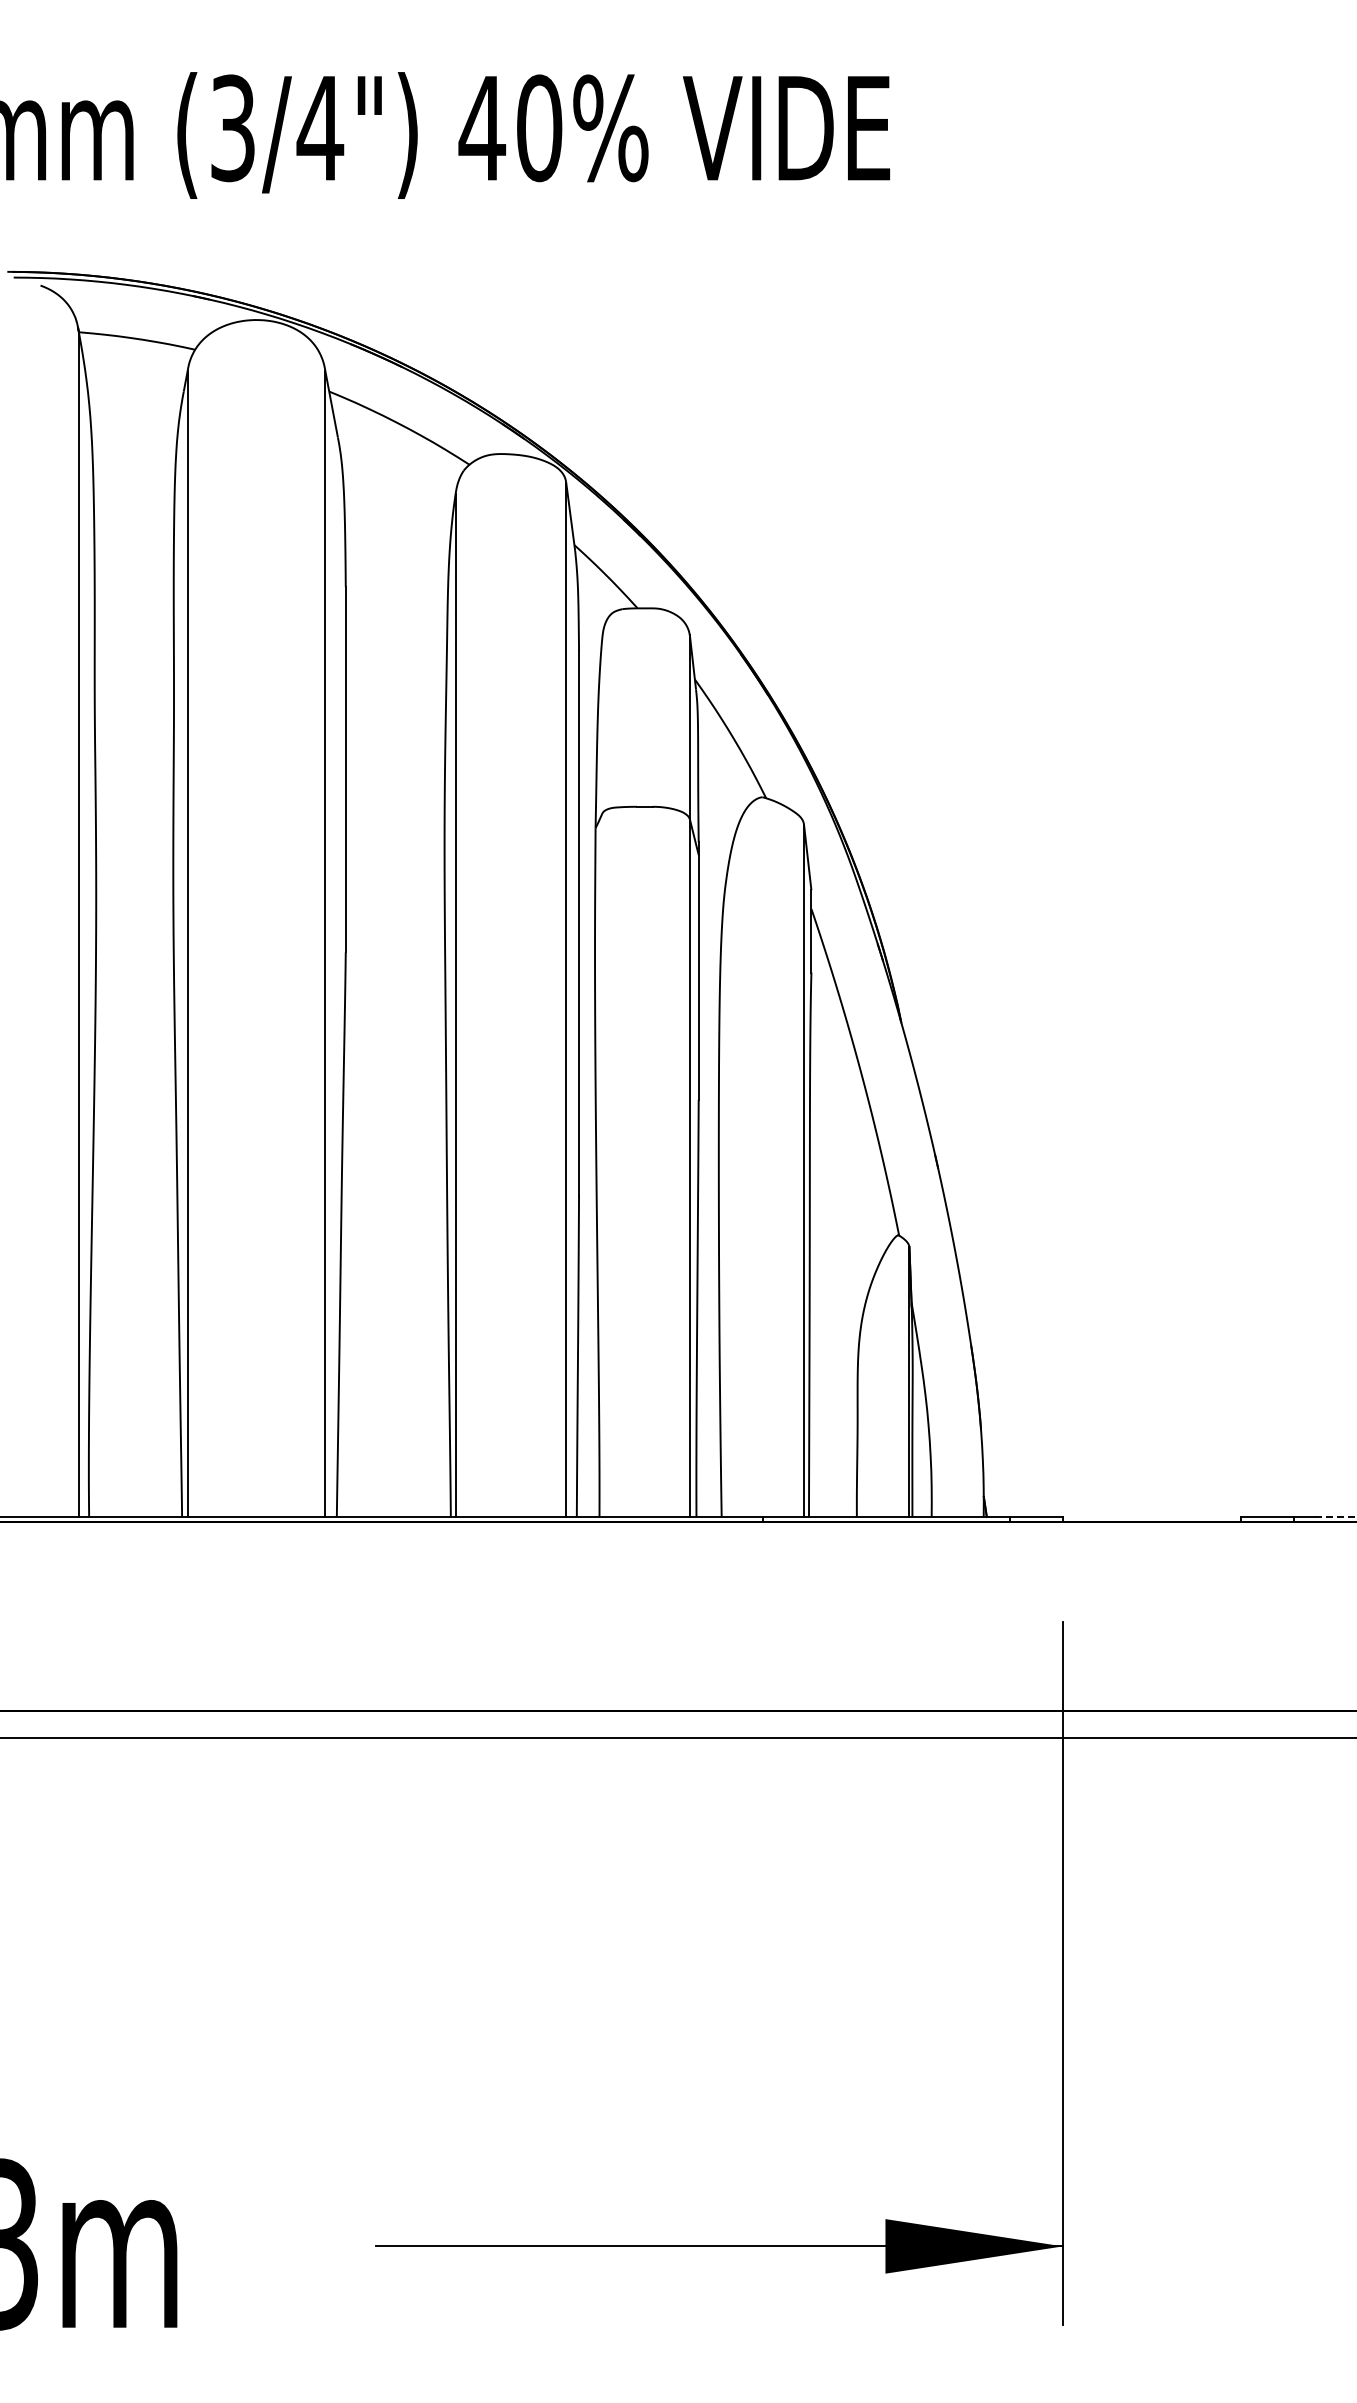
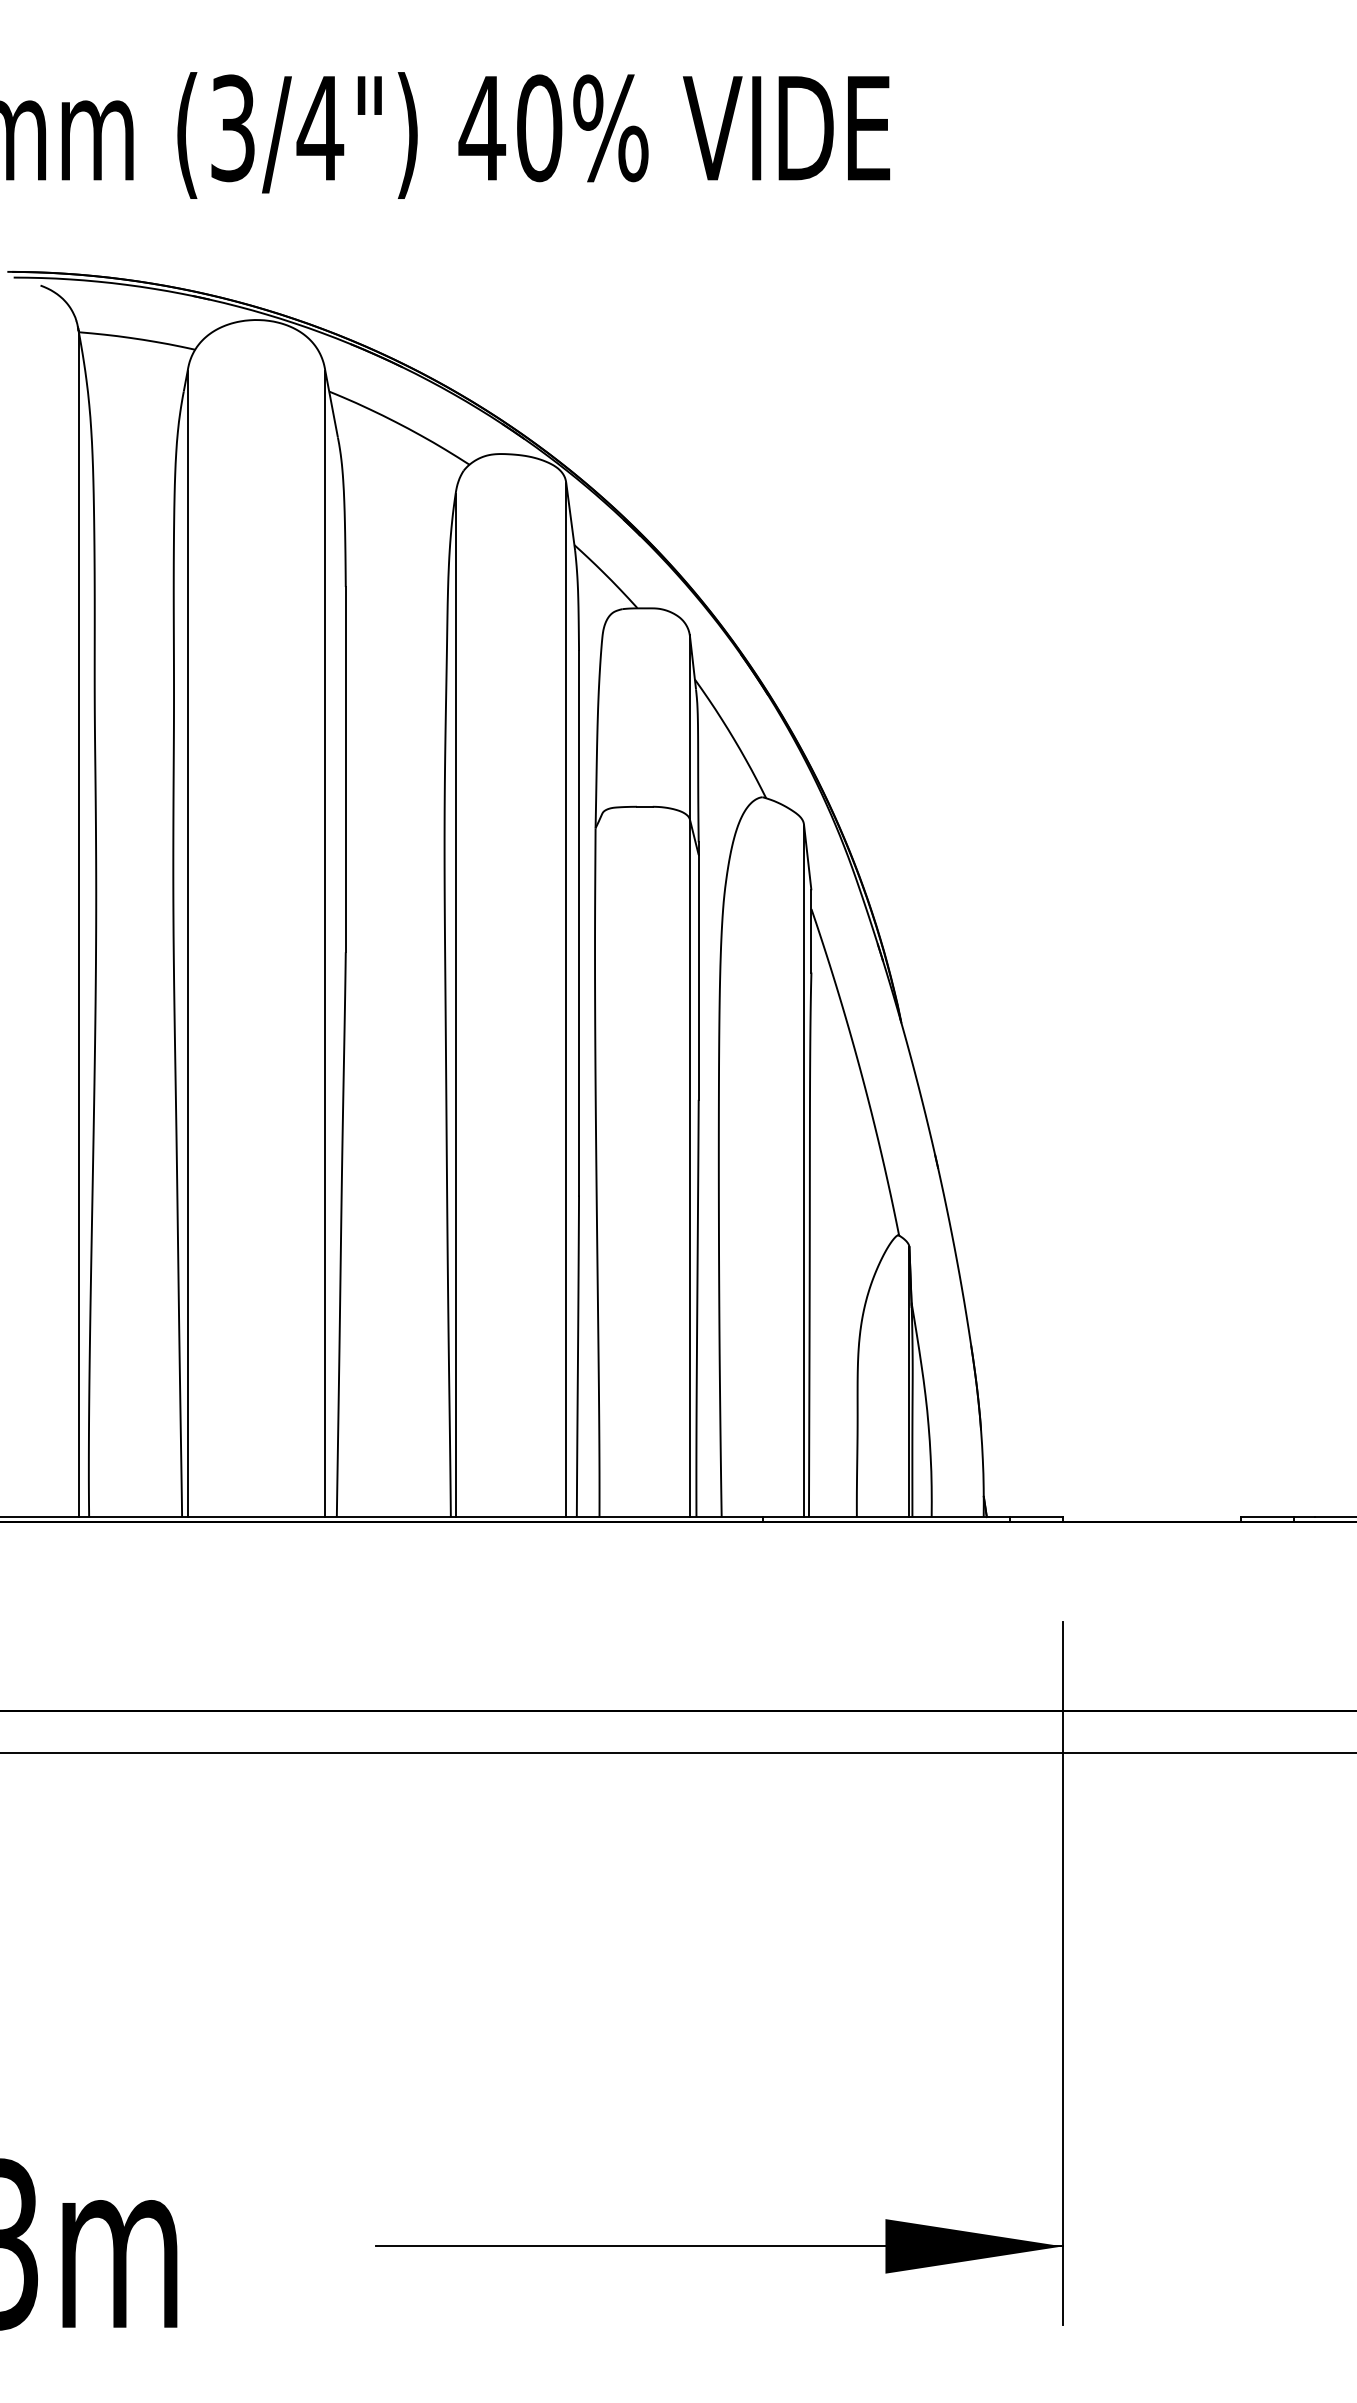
line: dashed -> solid (1336, 1517)
line position: (677, 1737) -> (677, 1752) (677, 1752)
